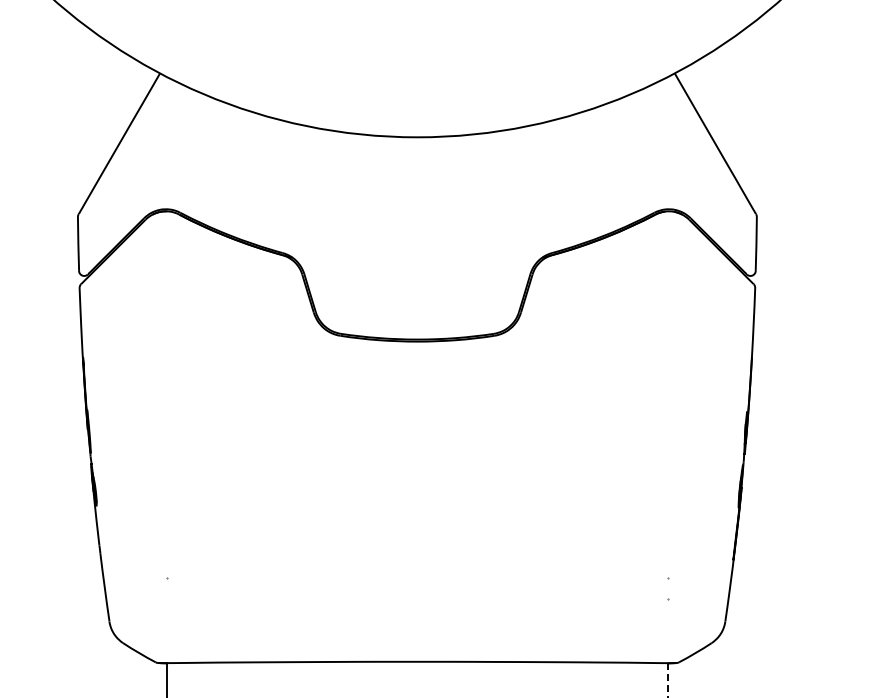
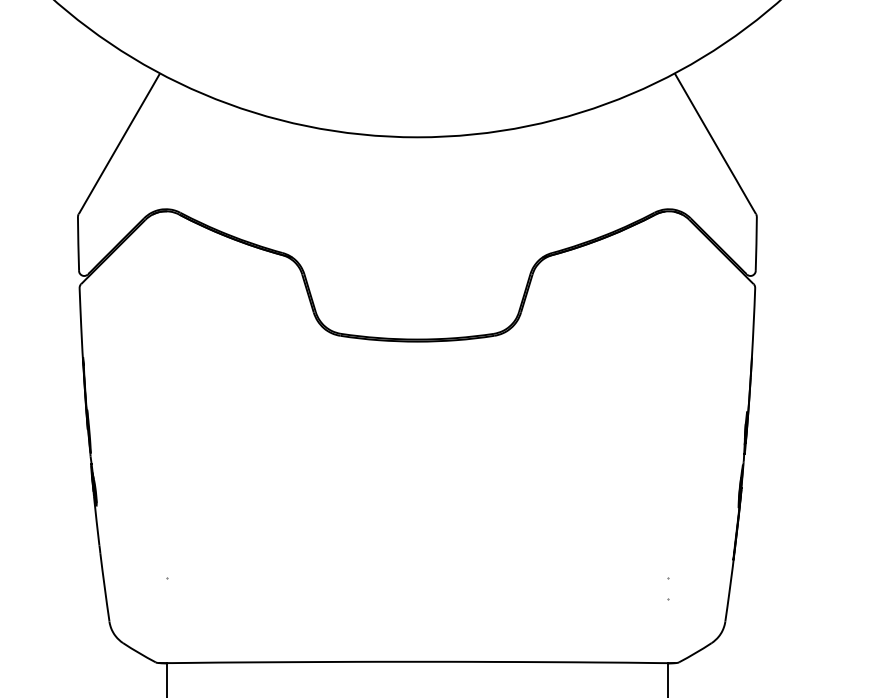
line: dashed -> solid (667, 680)
